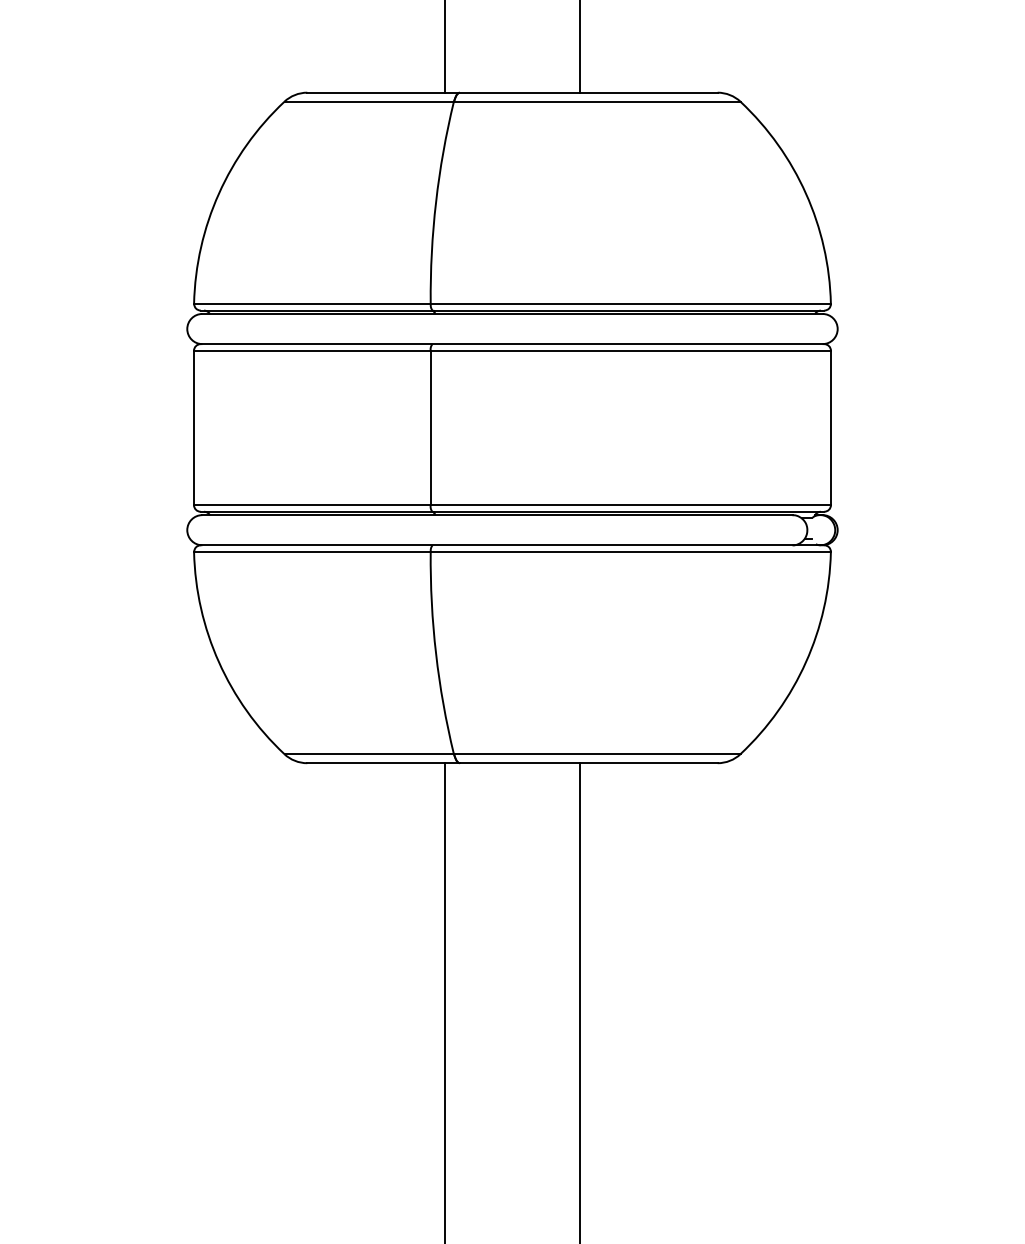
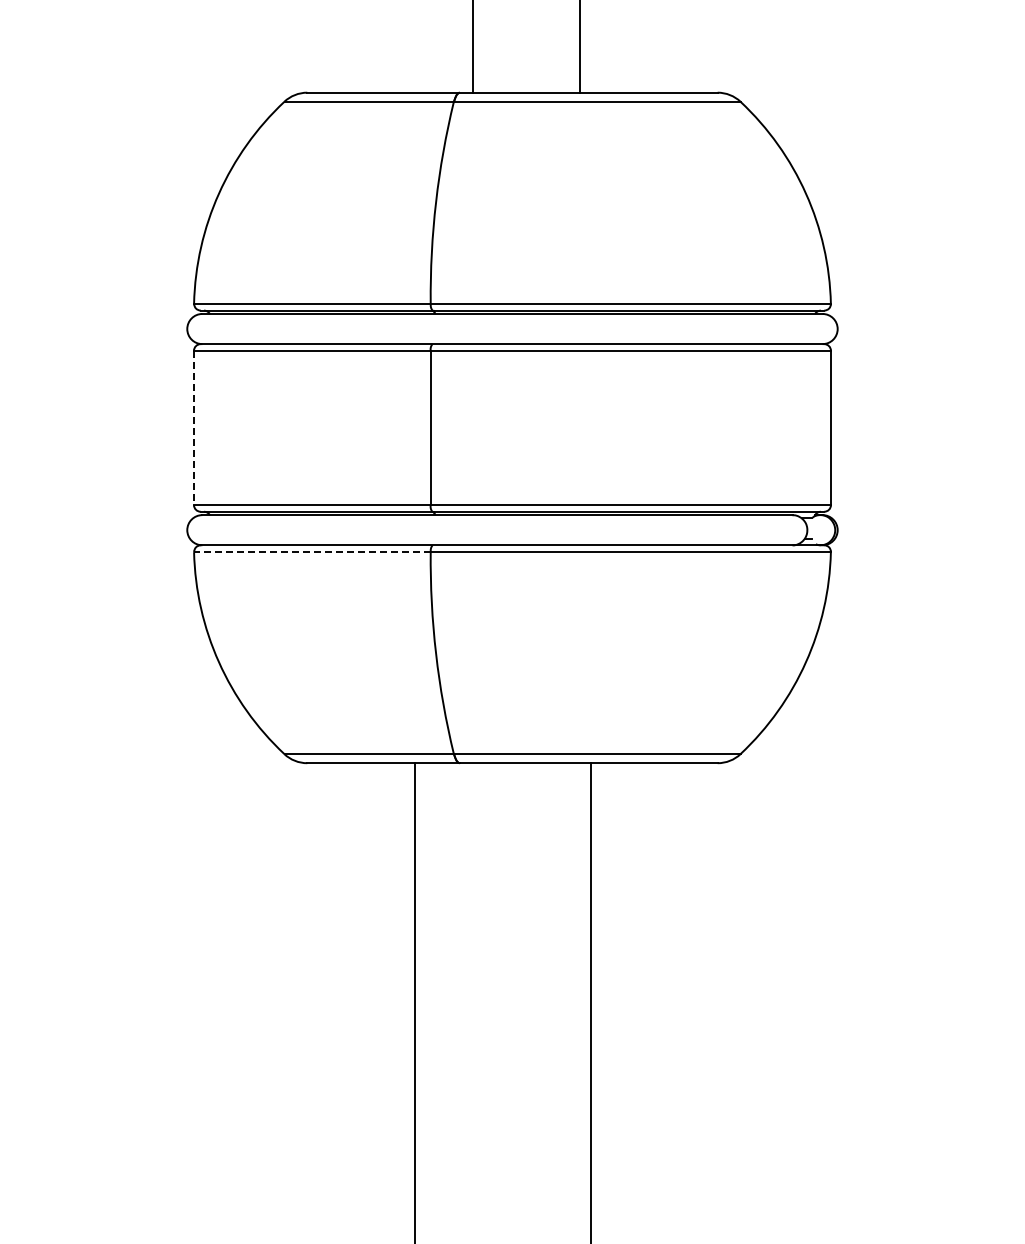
line position: (445, 47) -> (473, 47) (473, 47)
line: solid -> dashed (194, 428)
line: solid -> dashed (312, 552)
line position: (445, 1001) -> (415, 1001) (415, 1001)
line position: (579, 1001) -> (590, 1001) (590, 1001)
